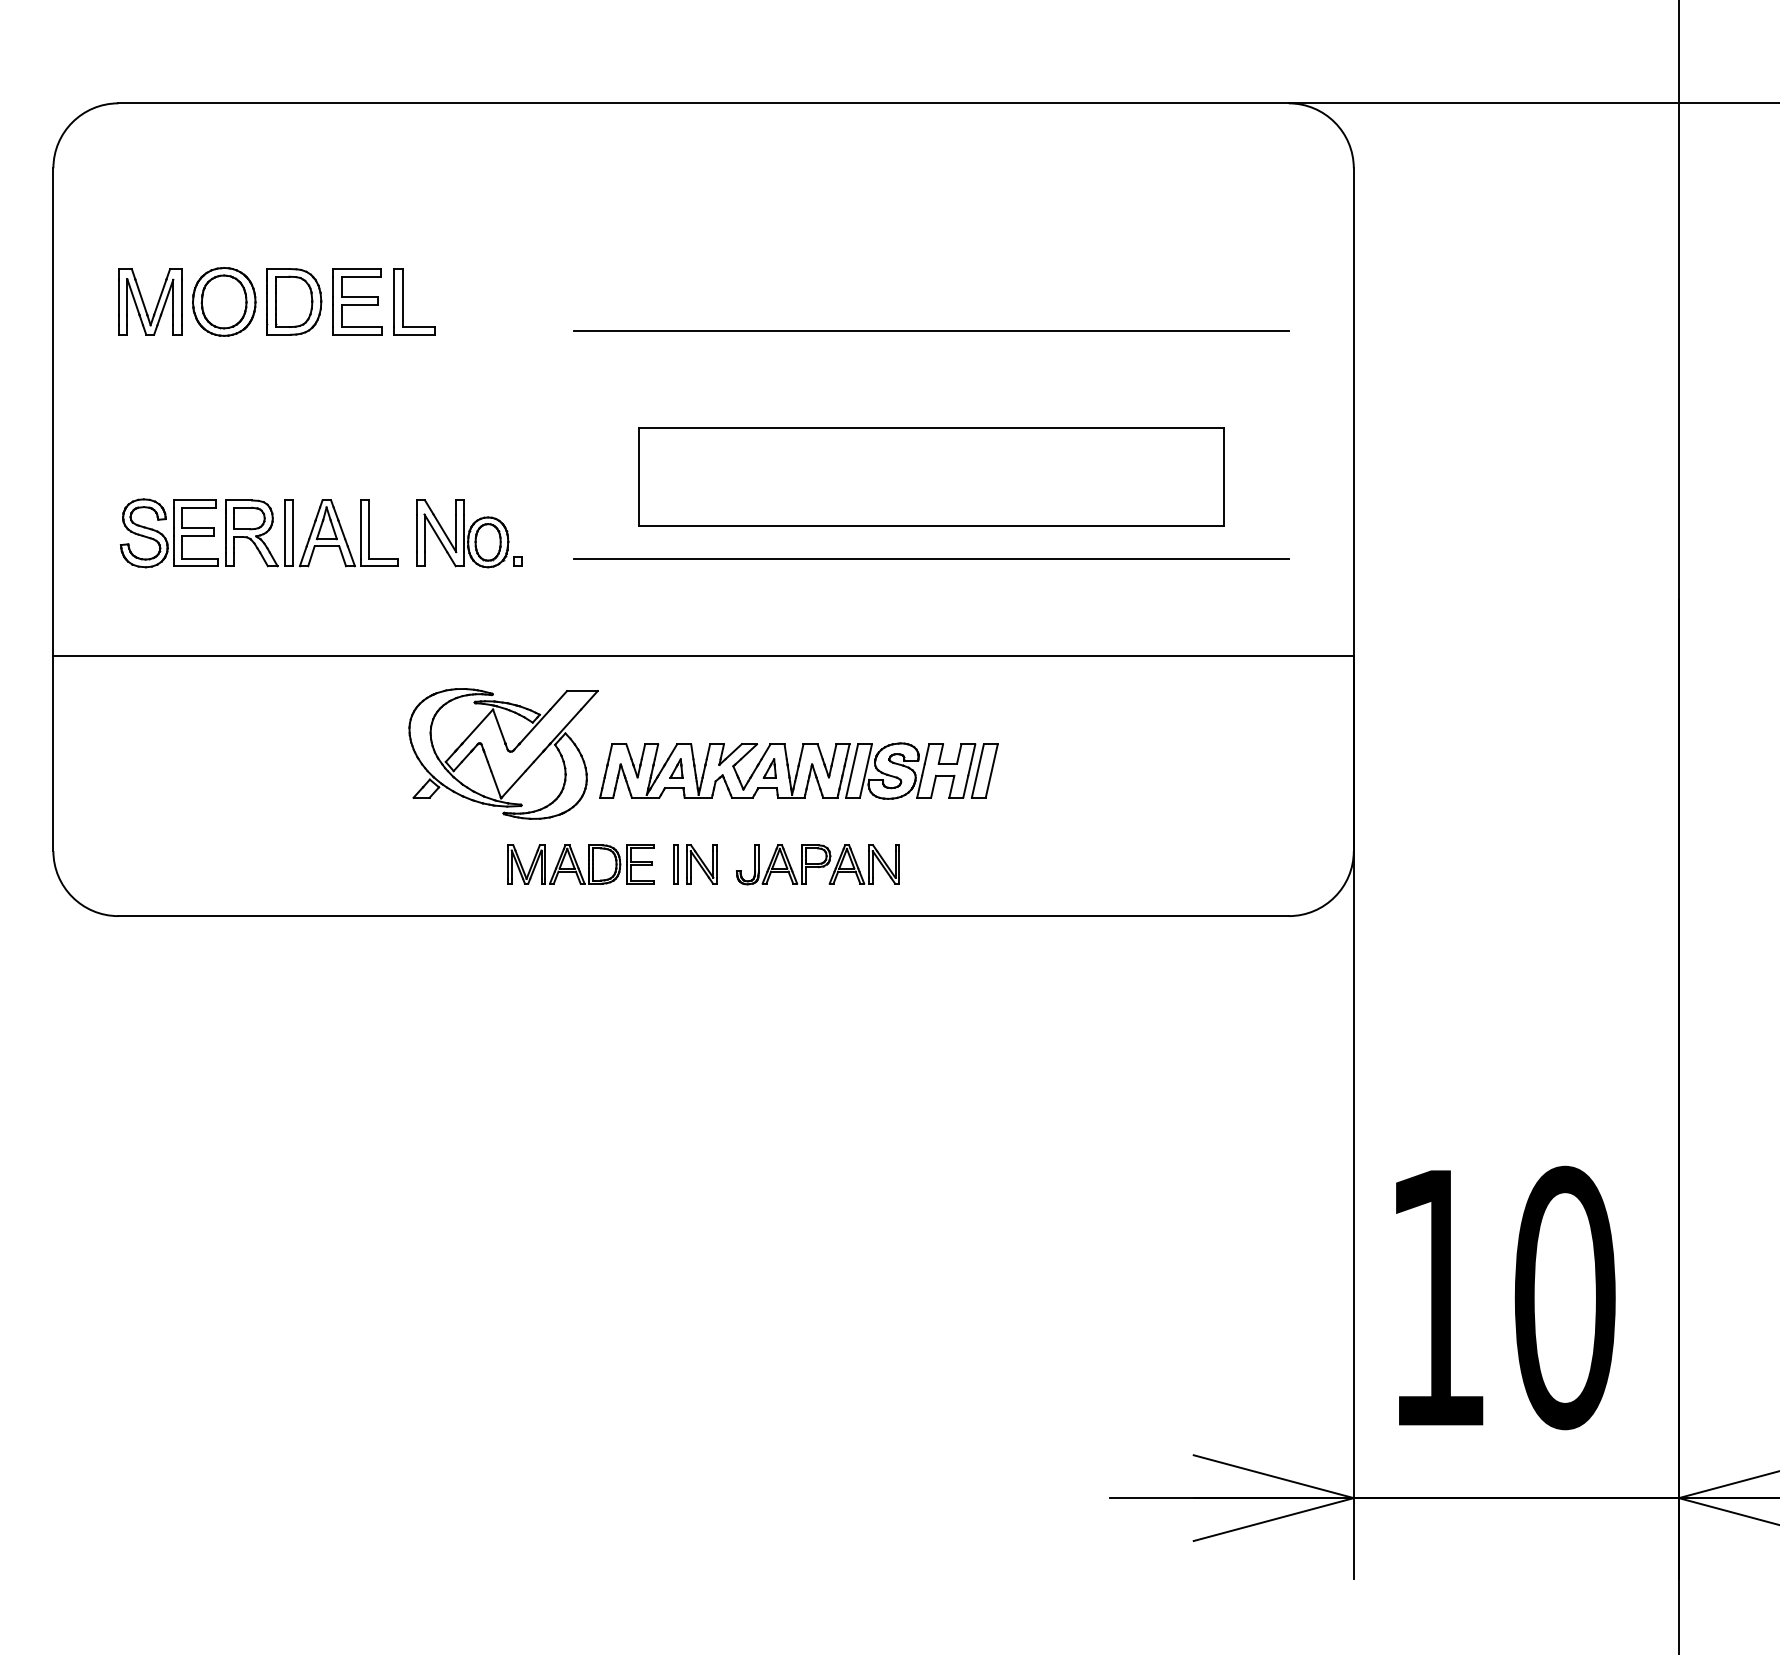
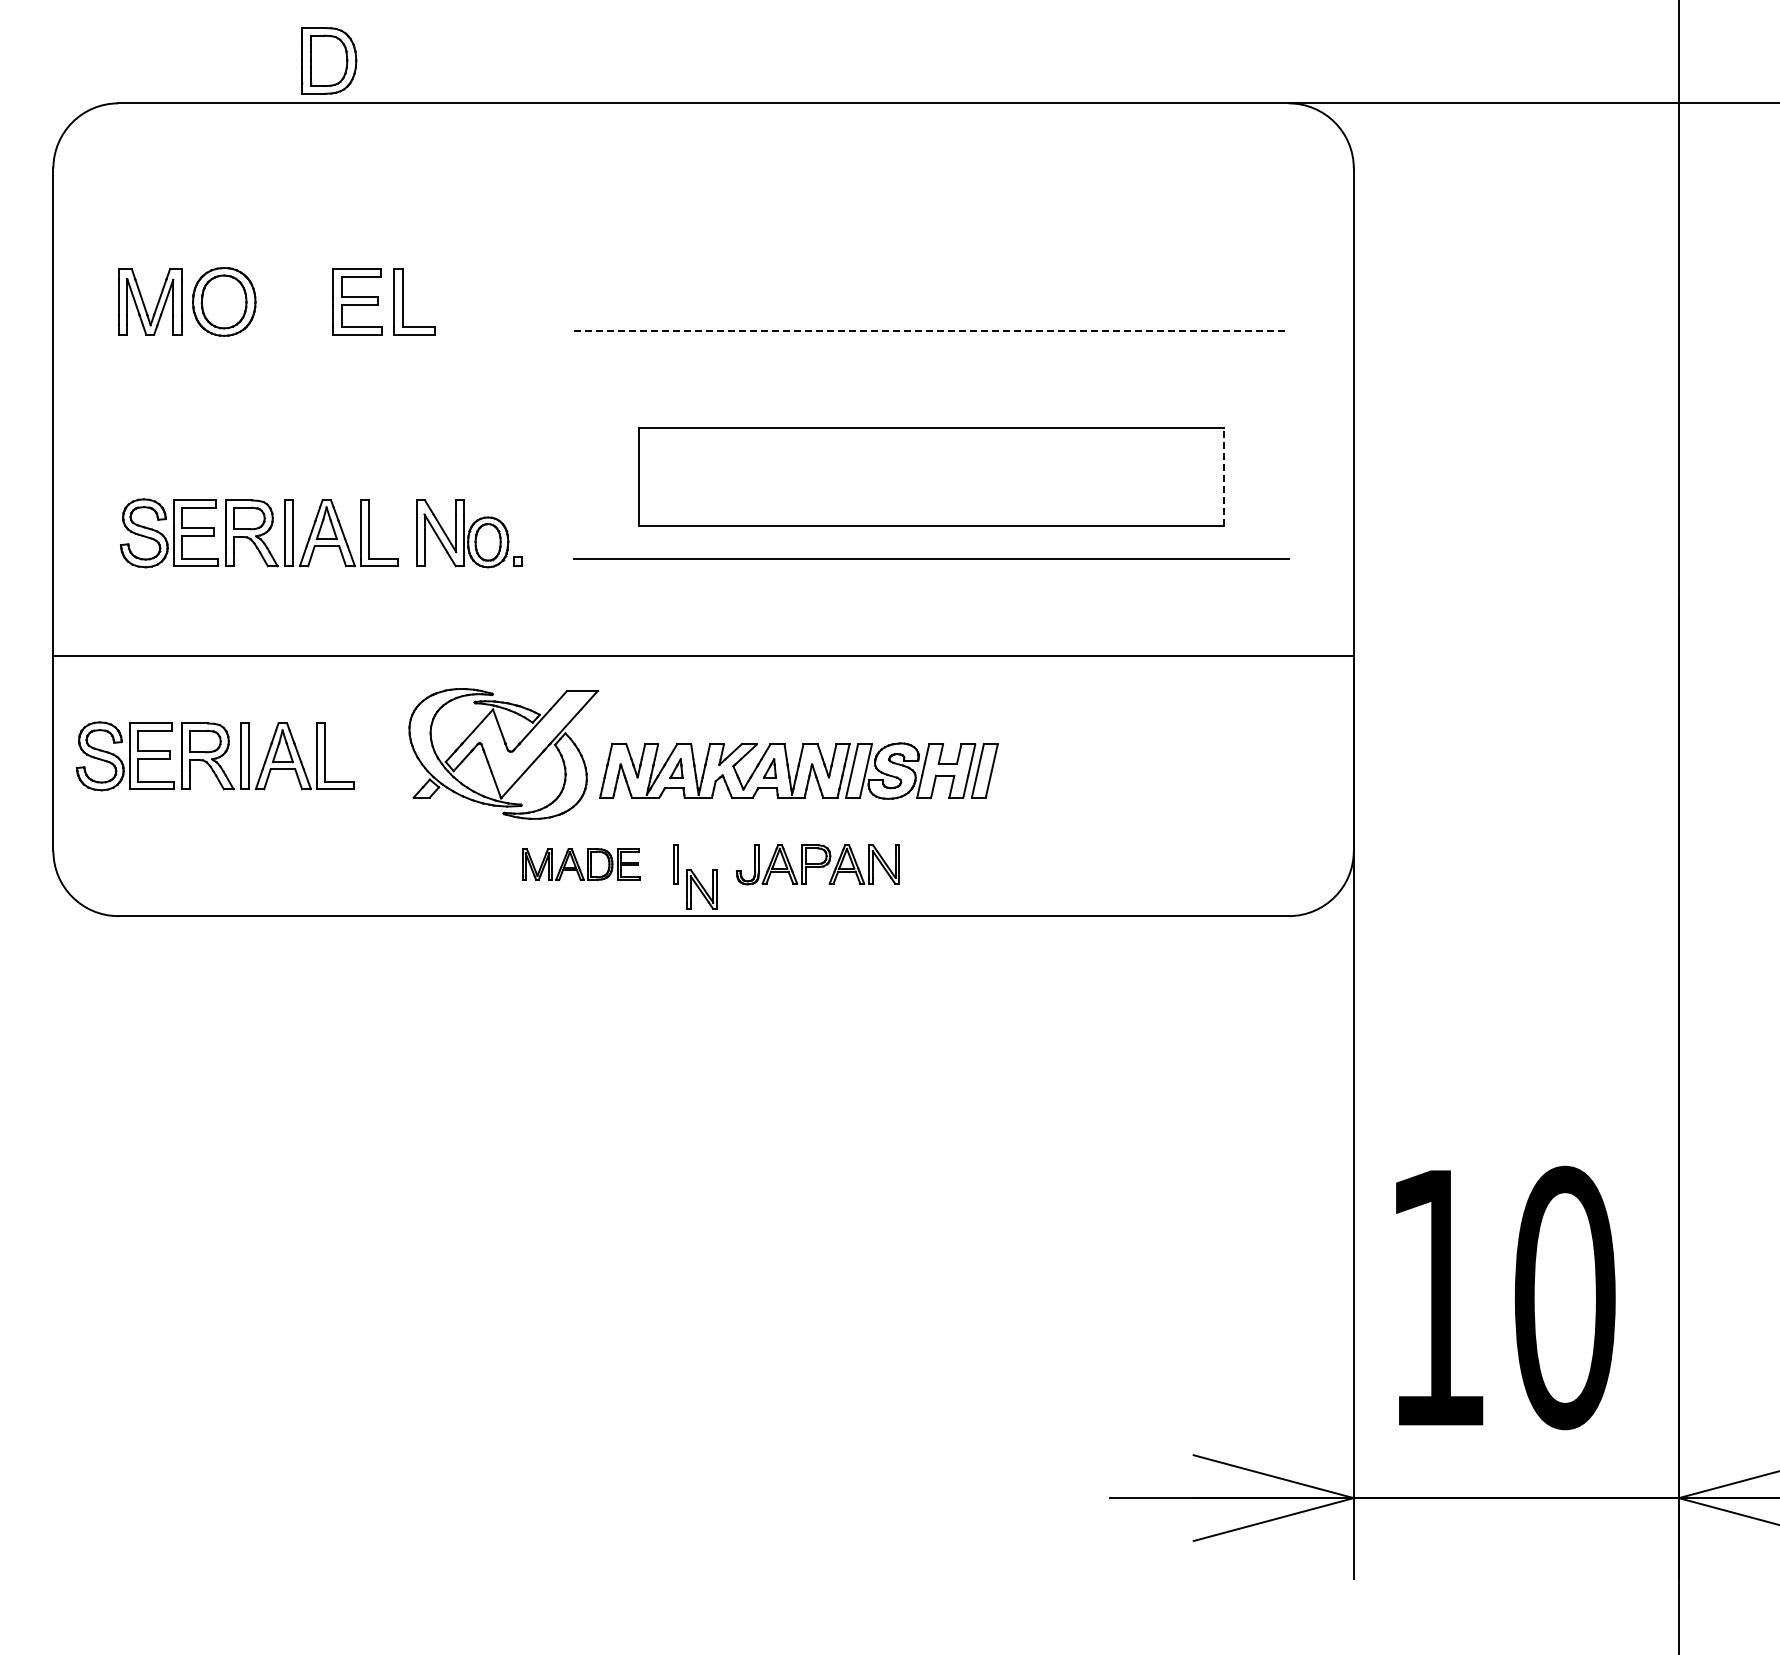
part position: (294, 301) -> (329, 60) (329, 60)
line: solid -> dashed (931, 330)
line: solid -> dashed (1223, 477)
part: none -> present (215, 756)
part size: 148x41 px -> 119x33 px (581, 864)
part position: (701, 864) -> (701, 889) (701, 889)
